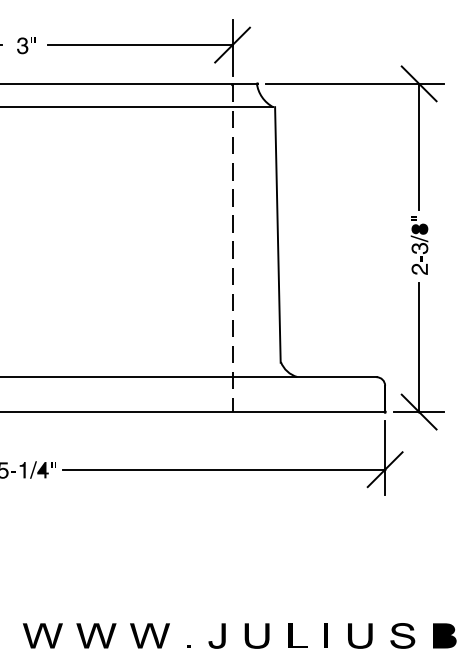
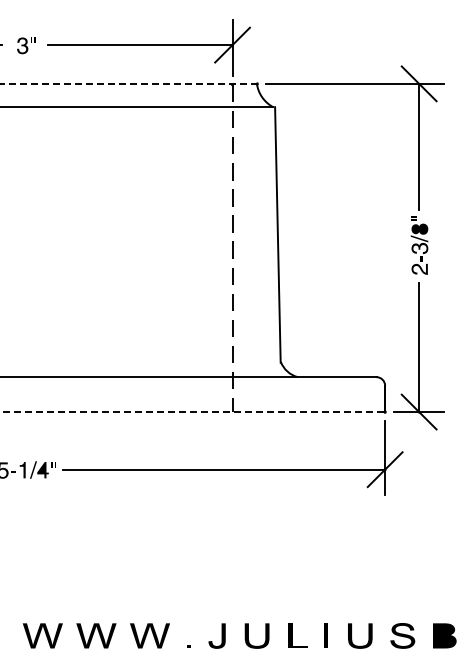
line: solid -> dashed (128, 83)
line: solid -> dashed (193, 412)
